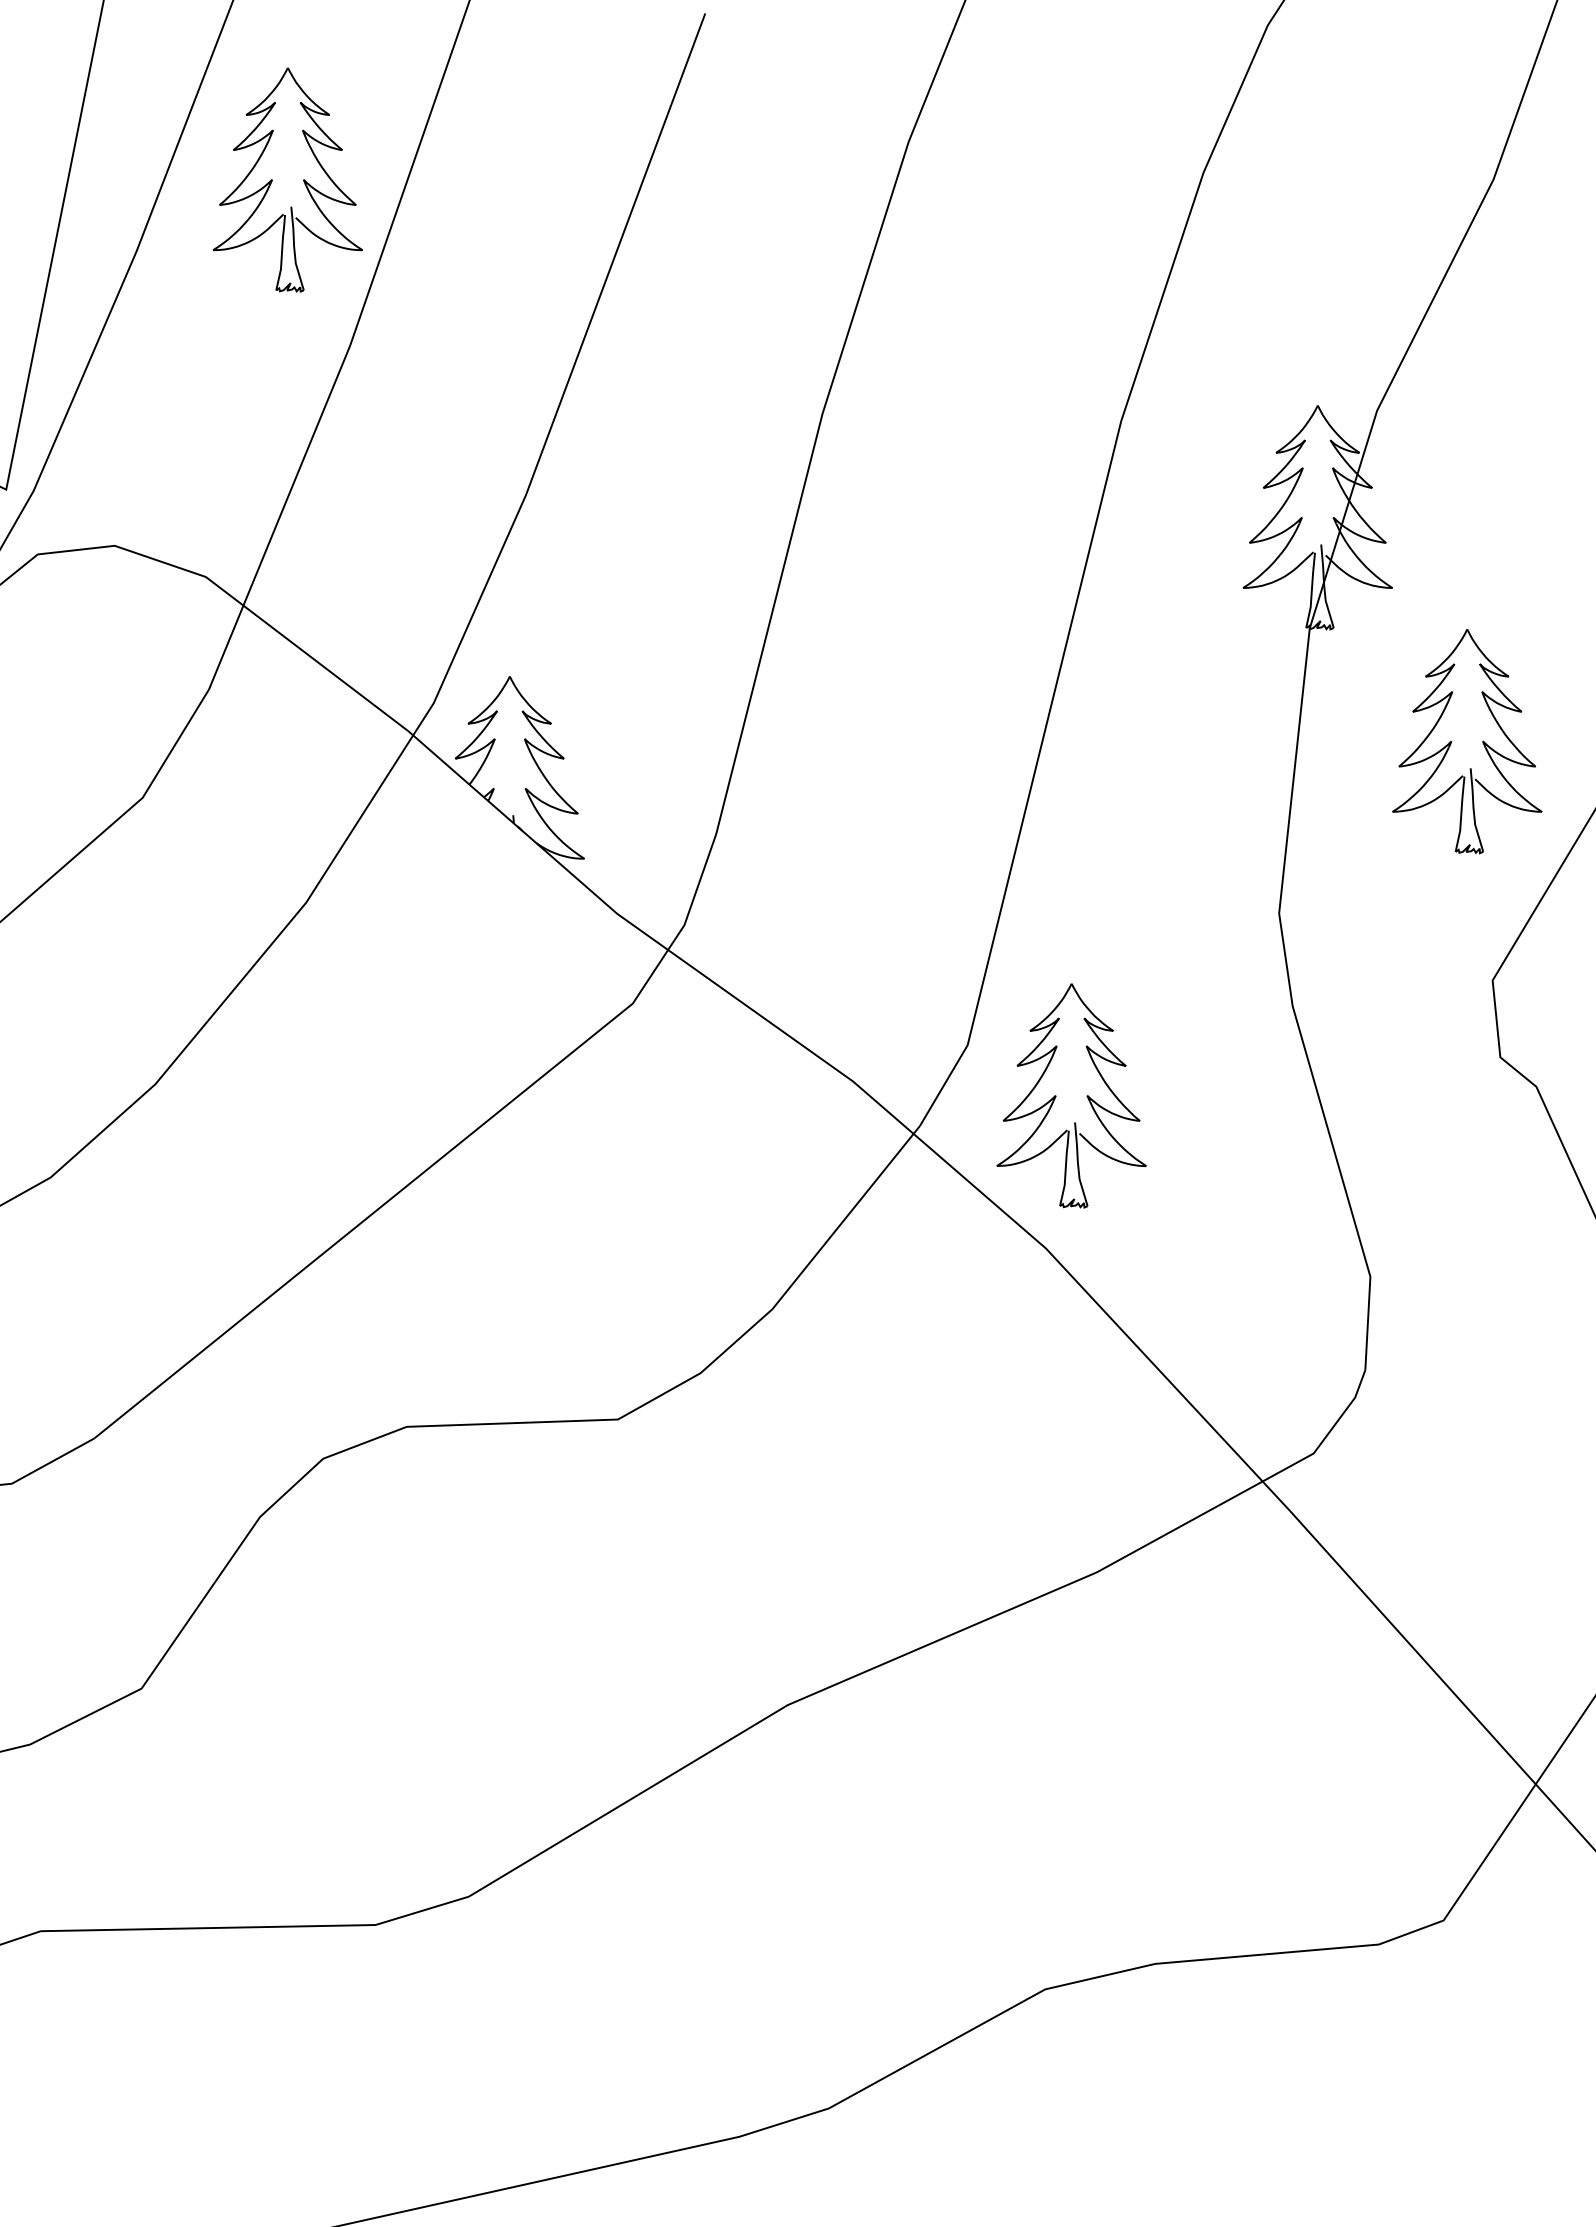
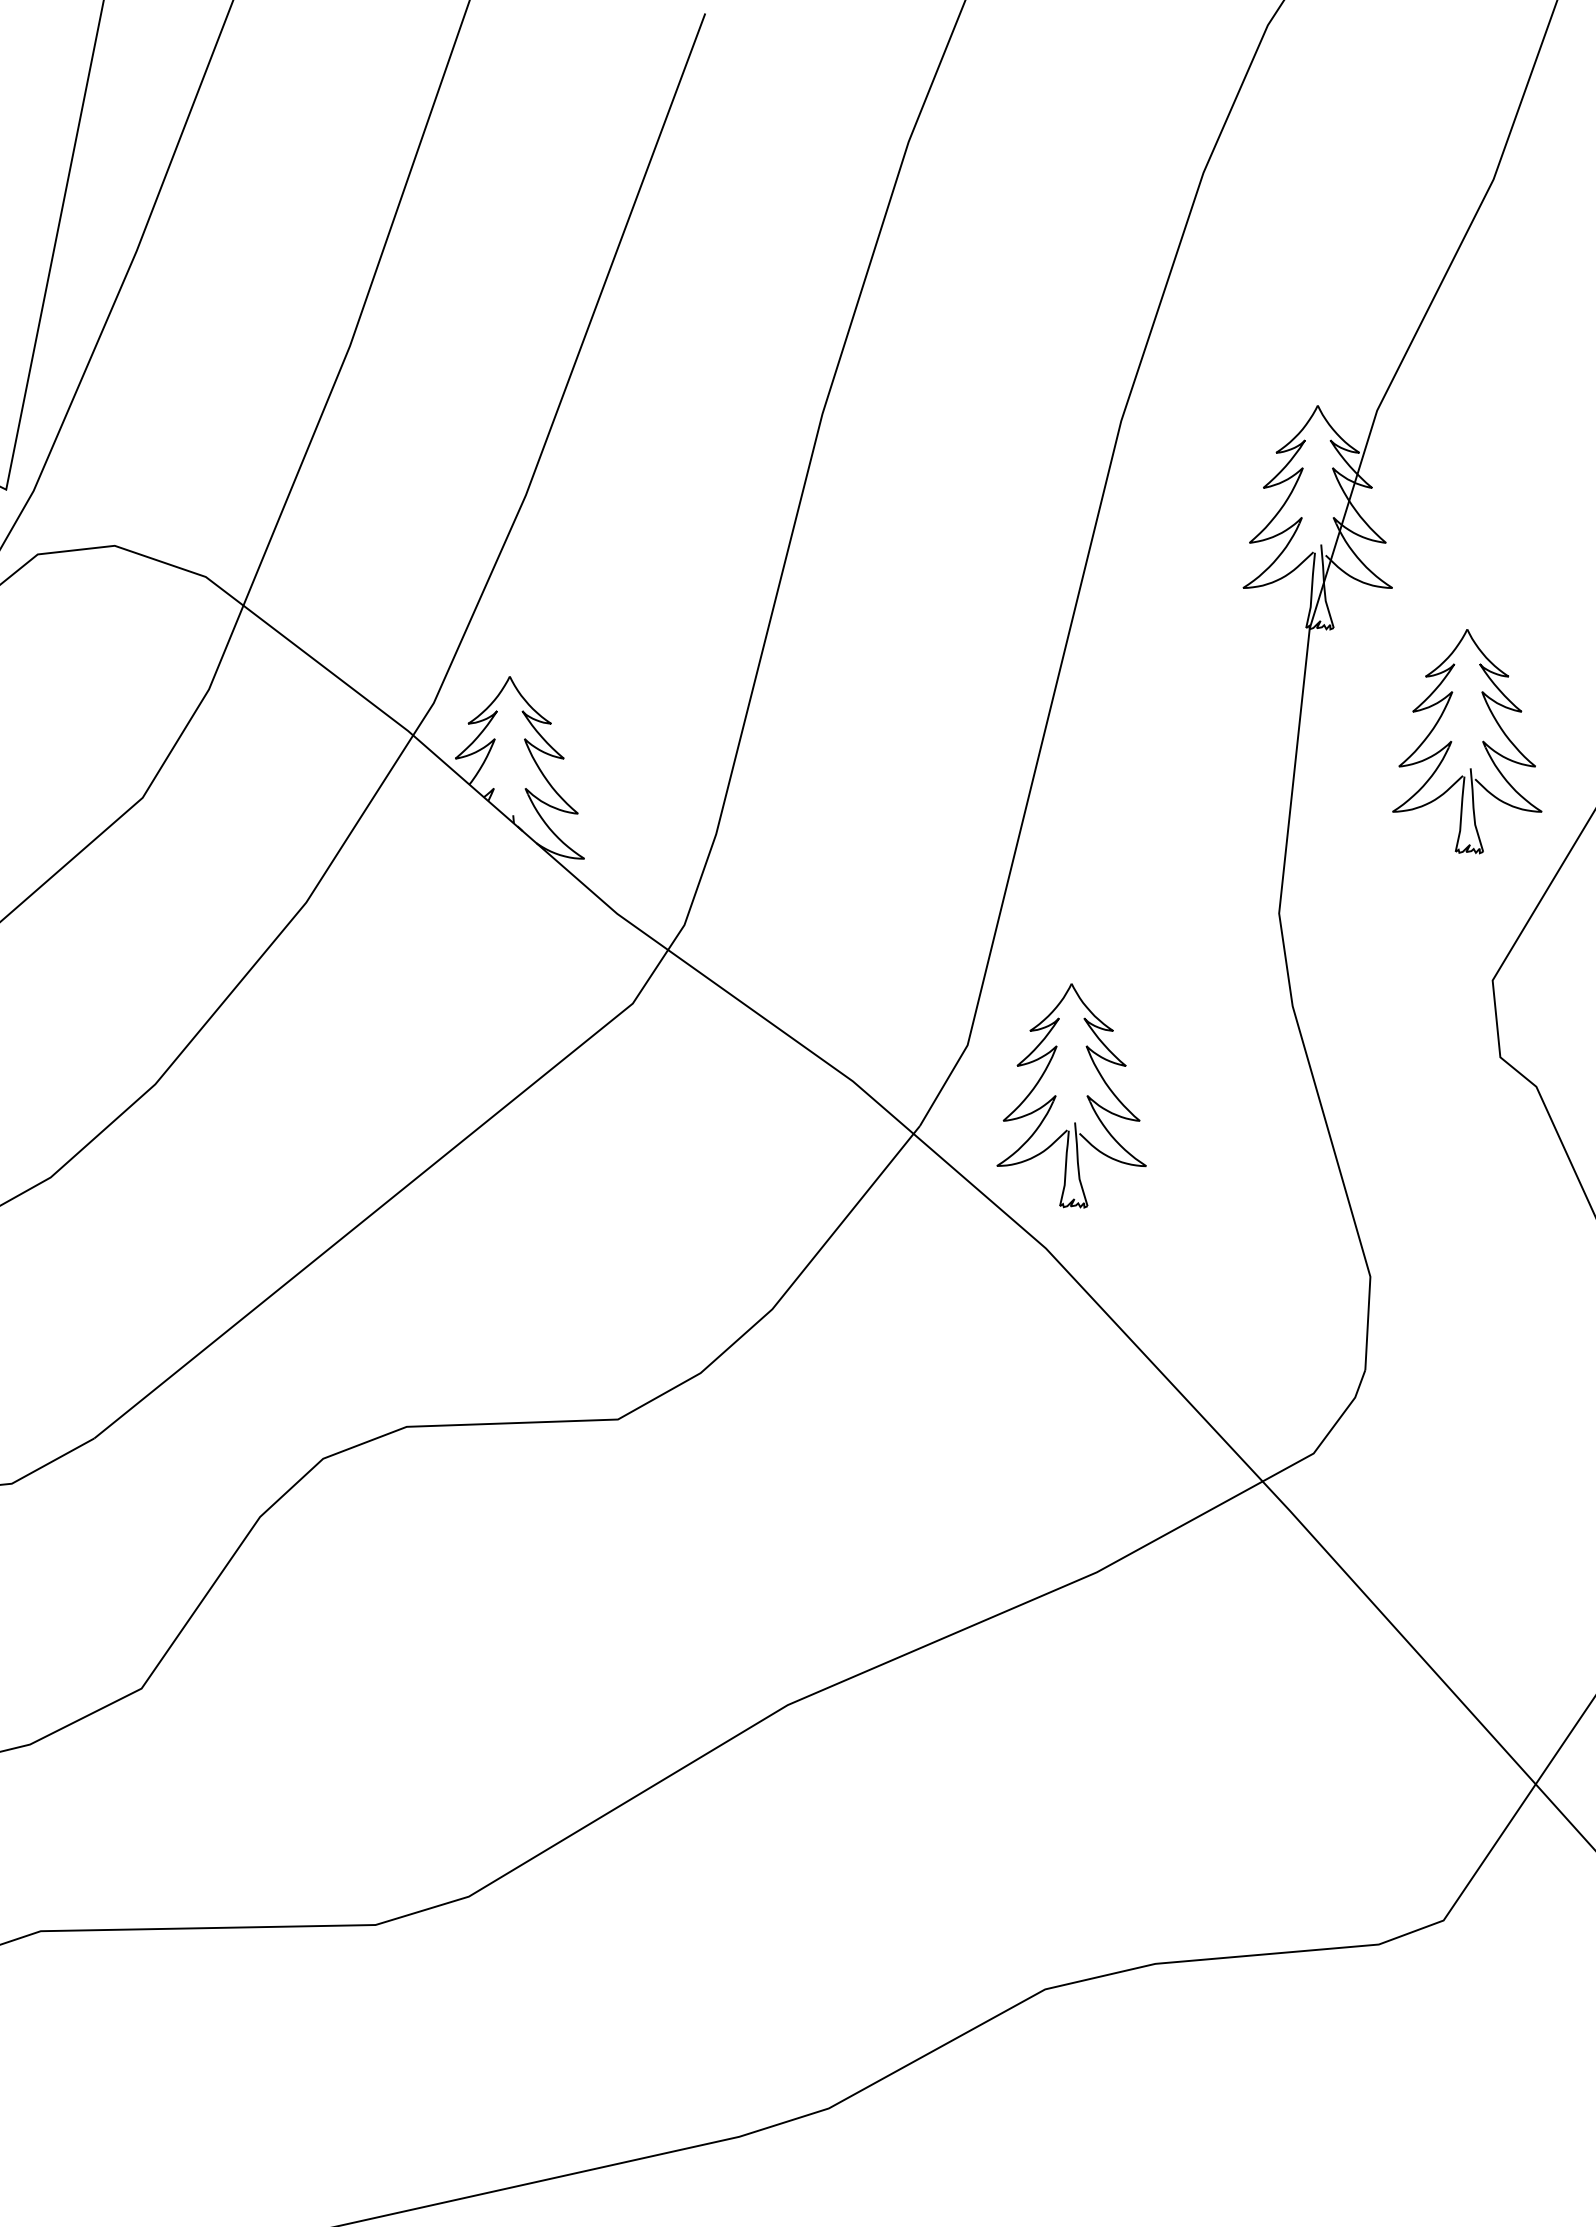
part: present -> none (272, 179)
